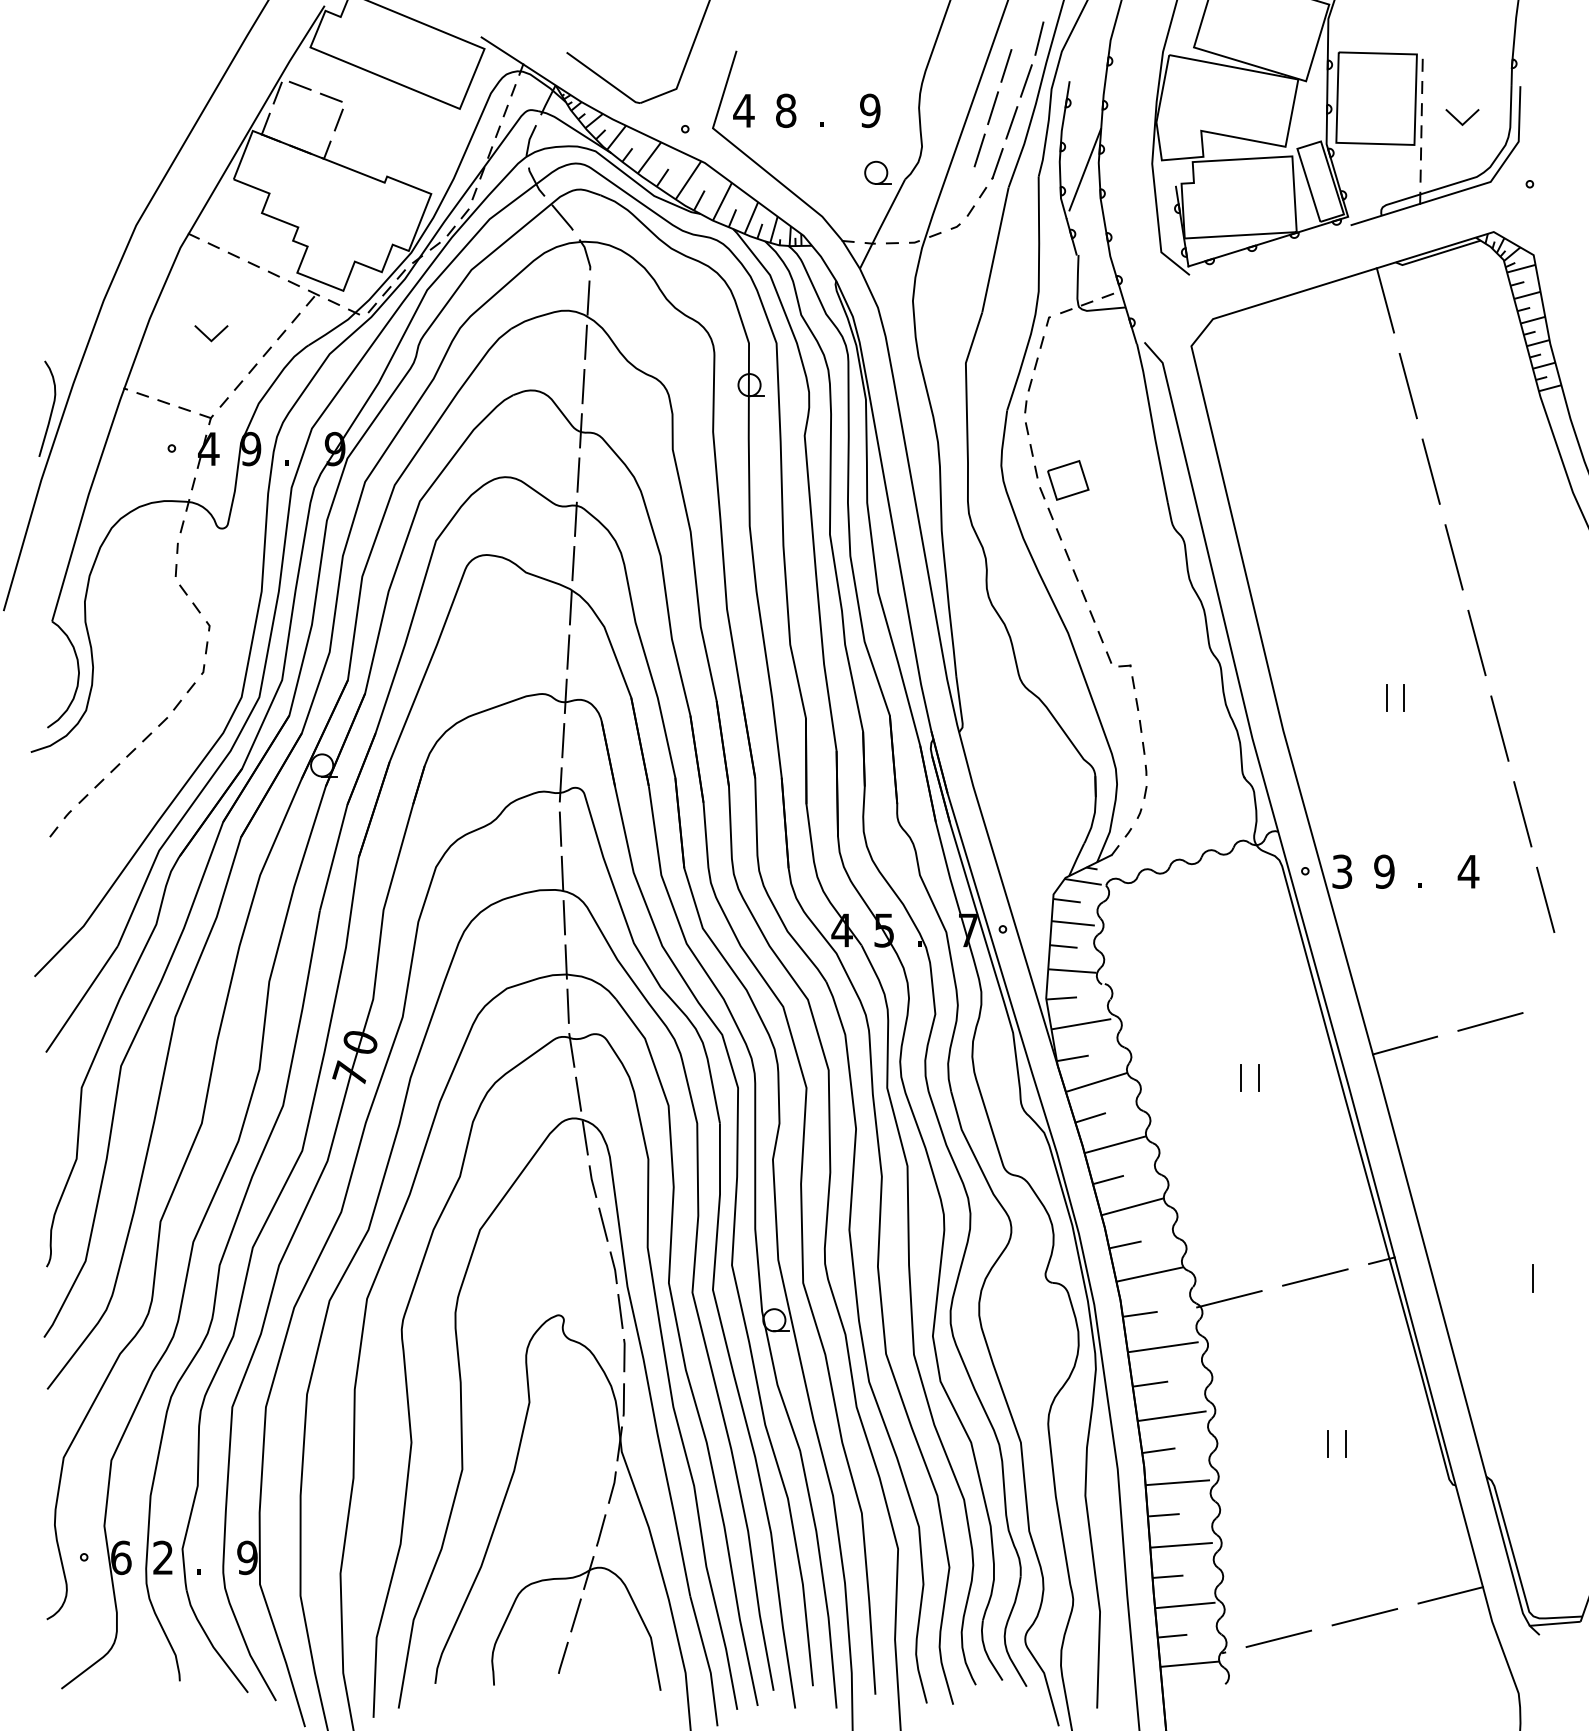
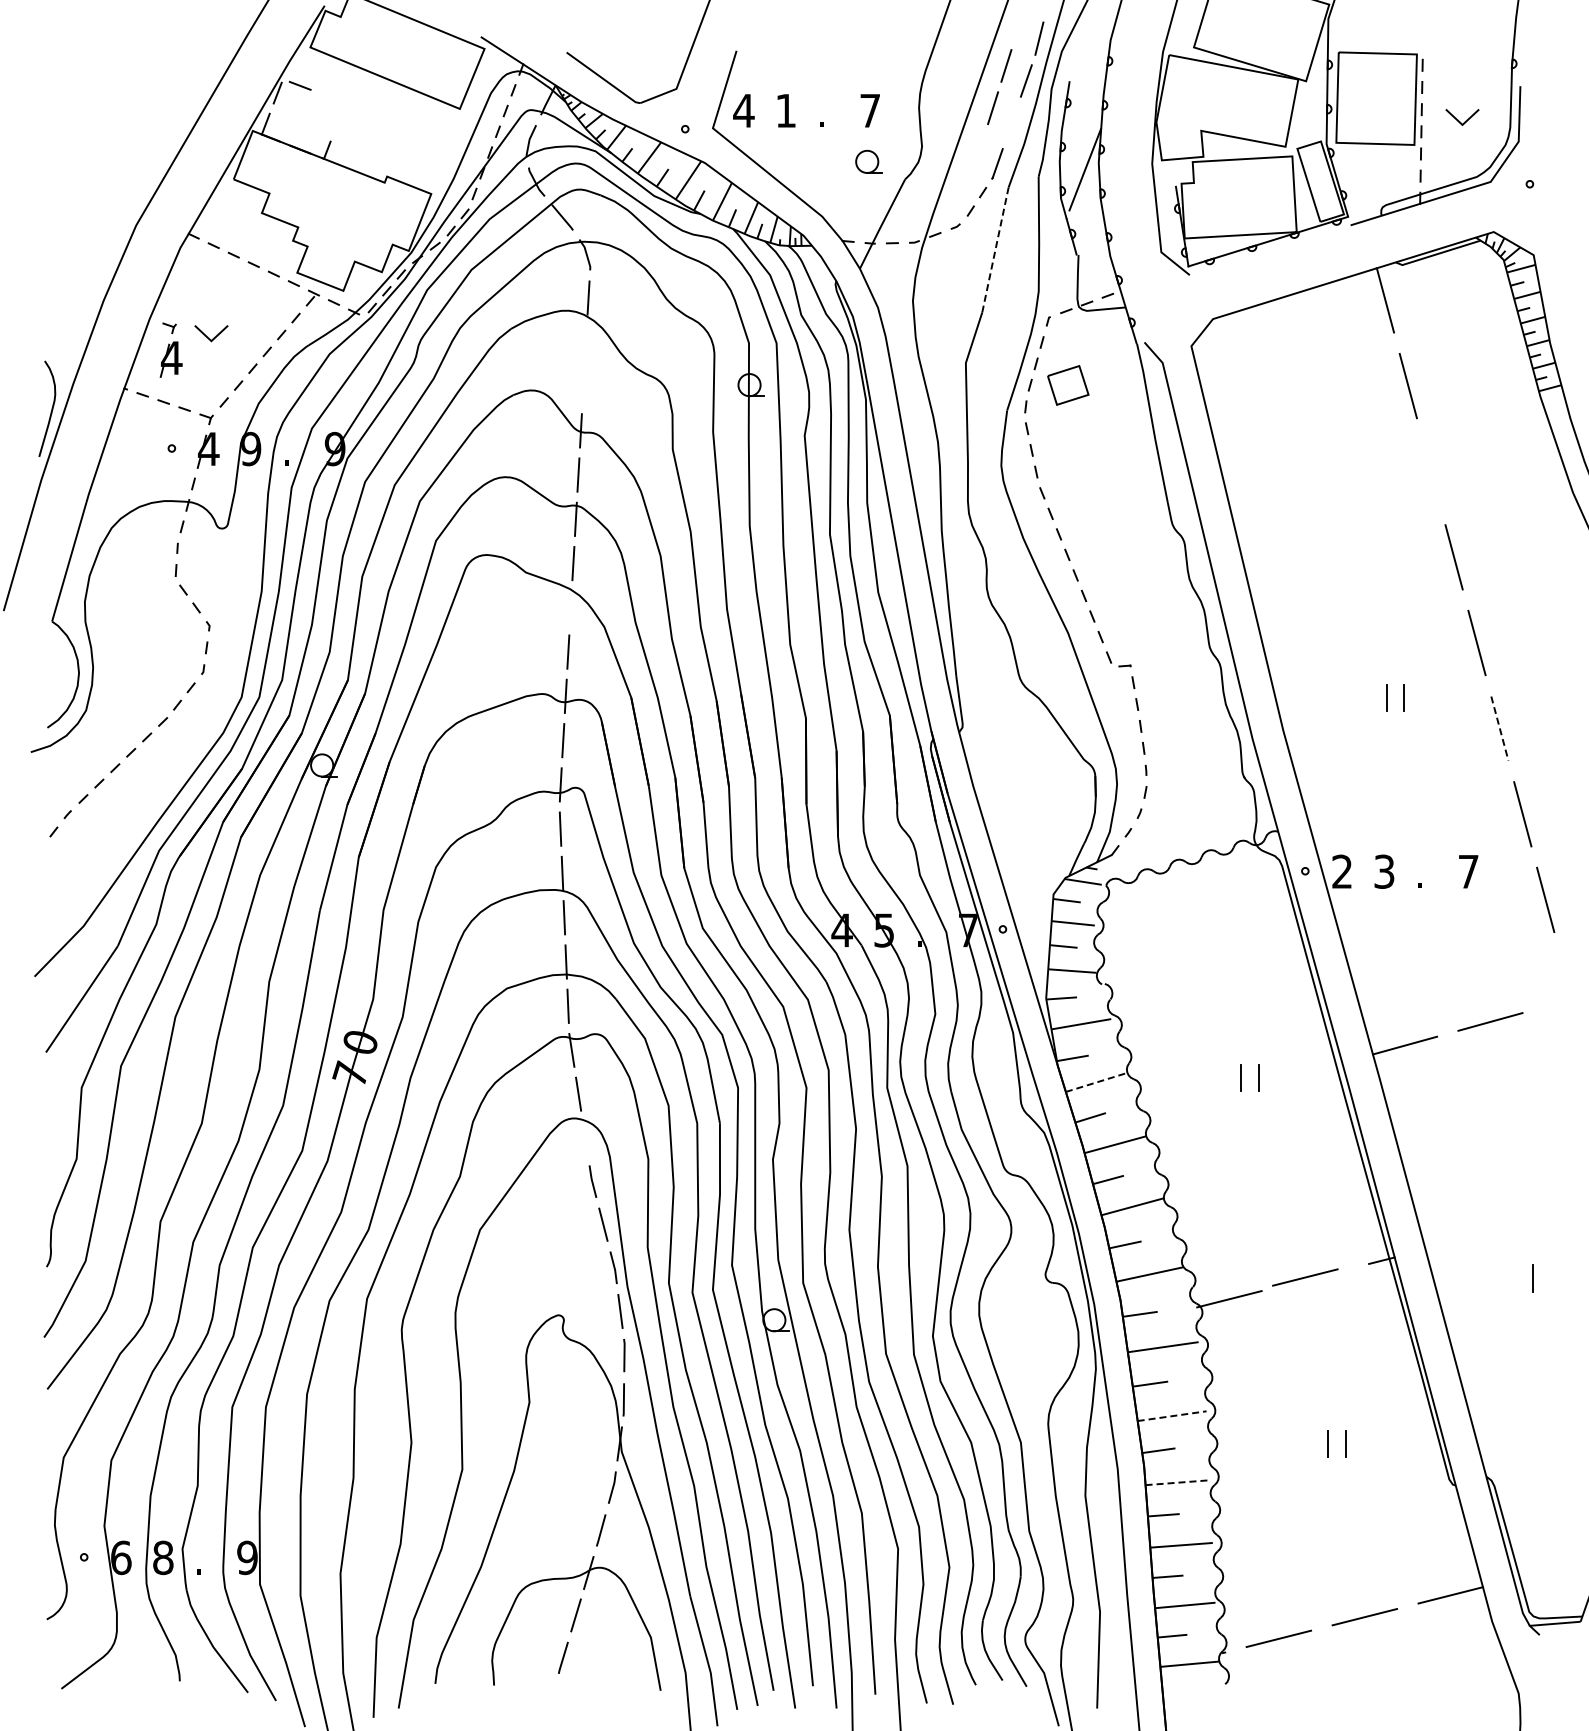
text: 8 -> 1 (786, 110)
text: 9 -> 7 (870, 110)
part: present -> none (339, 115)
line: present -> none (1011, 122)
line: present -> none (979, 150)
part position: (877, 172) -> (868, 161) (868, 161)
line: solid -> dashed (995, 250)
line: present -> none (585, 341)
part: none -> present (170, 349)
line: present -> none (583, 386)
line: present -> none (1430, 471)
part position: (1068, 480) -> (1068, 385) (1068, 385)
line: present -> none (570, 607)
line: solid -> dashed (1500, 729)
text: 3 -> 2 (1342, 871)
text: 9 -> 3 (1384, 871)
text: 4 -> 7 (1468, 871)
line: solid -> dashed (1097, 1082)
line: present -> none (584, 1137)
line position: (1315, 1277) -> (1305, 1277) (1305, 1277)
line: solid -> dashed (1172, 1416)
line: solid -> dashed (1178, 1482)
text: 2 -> 8 (163, 1557)
